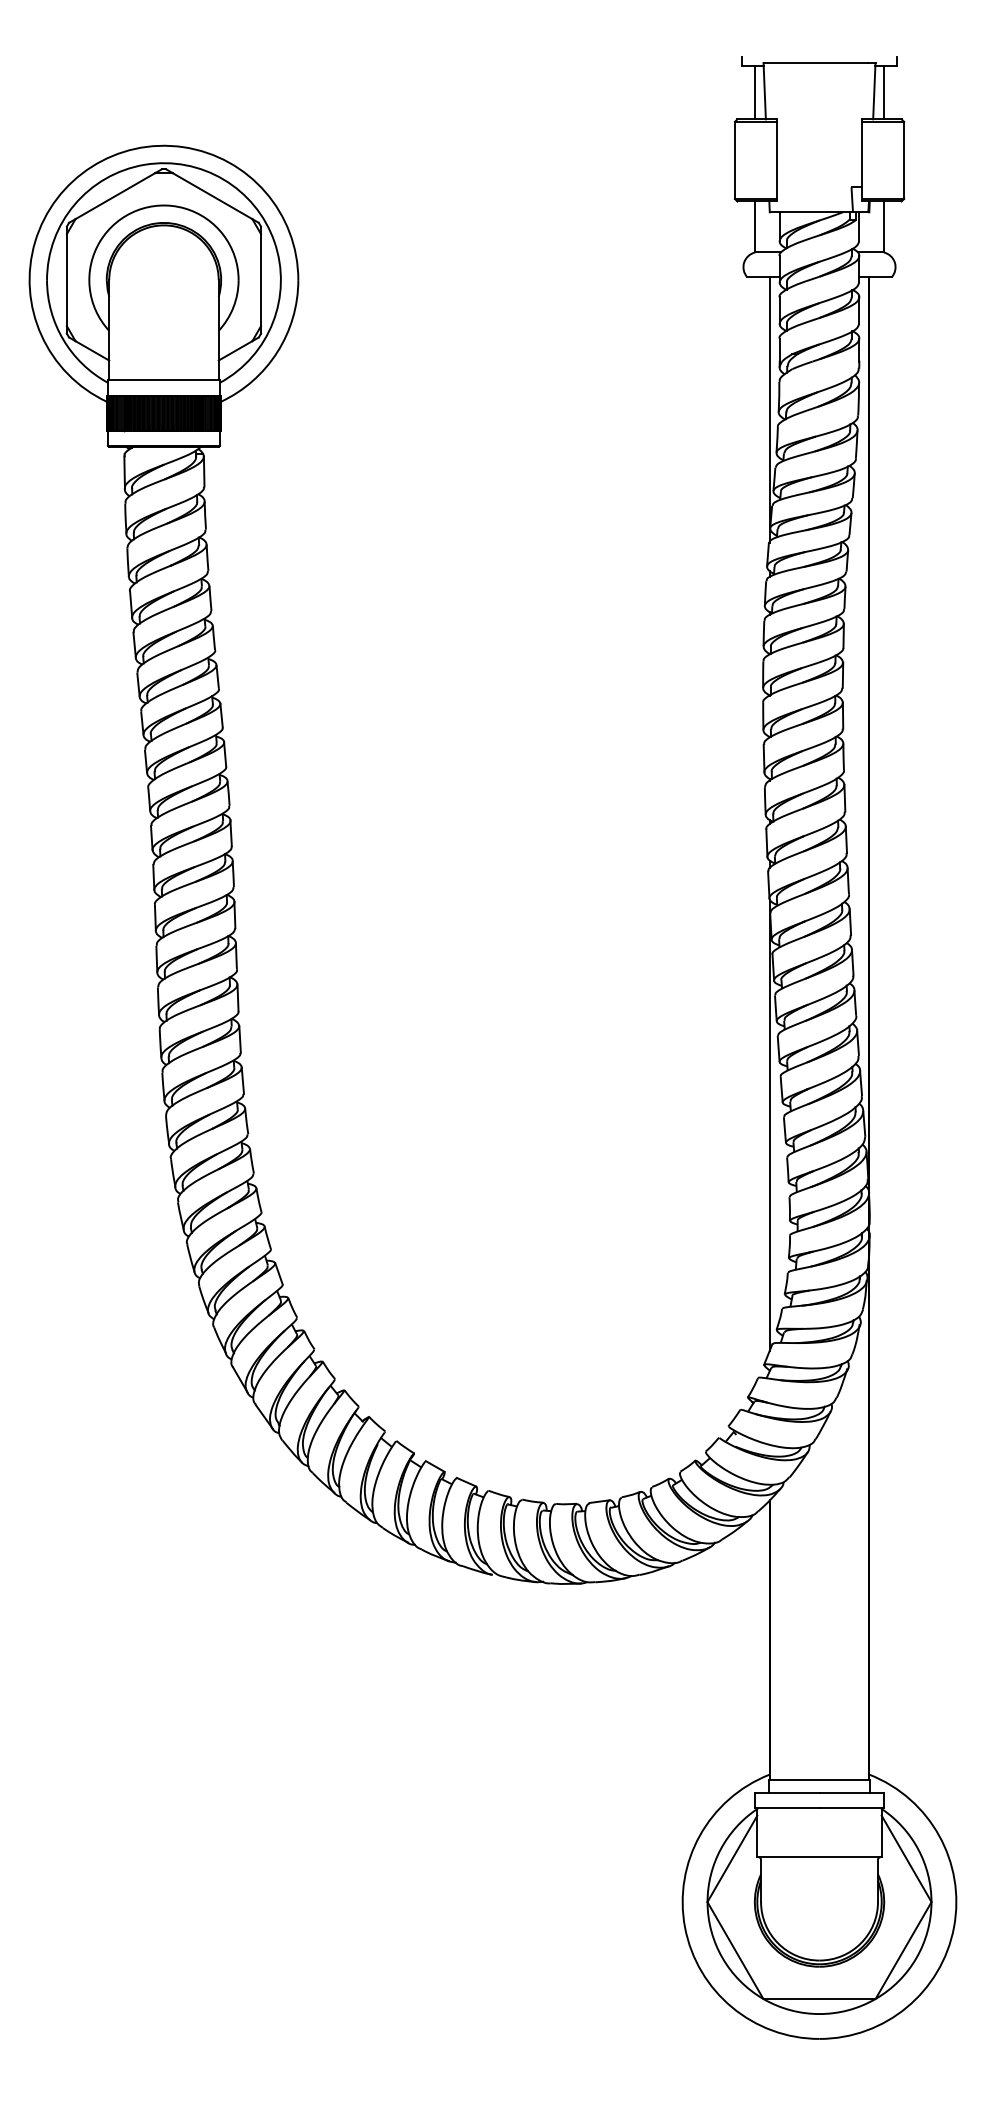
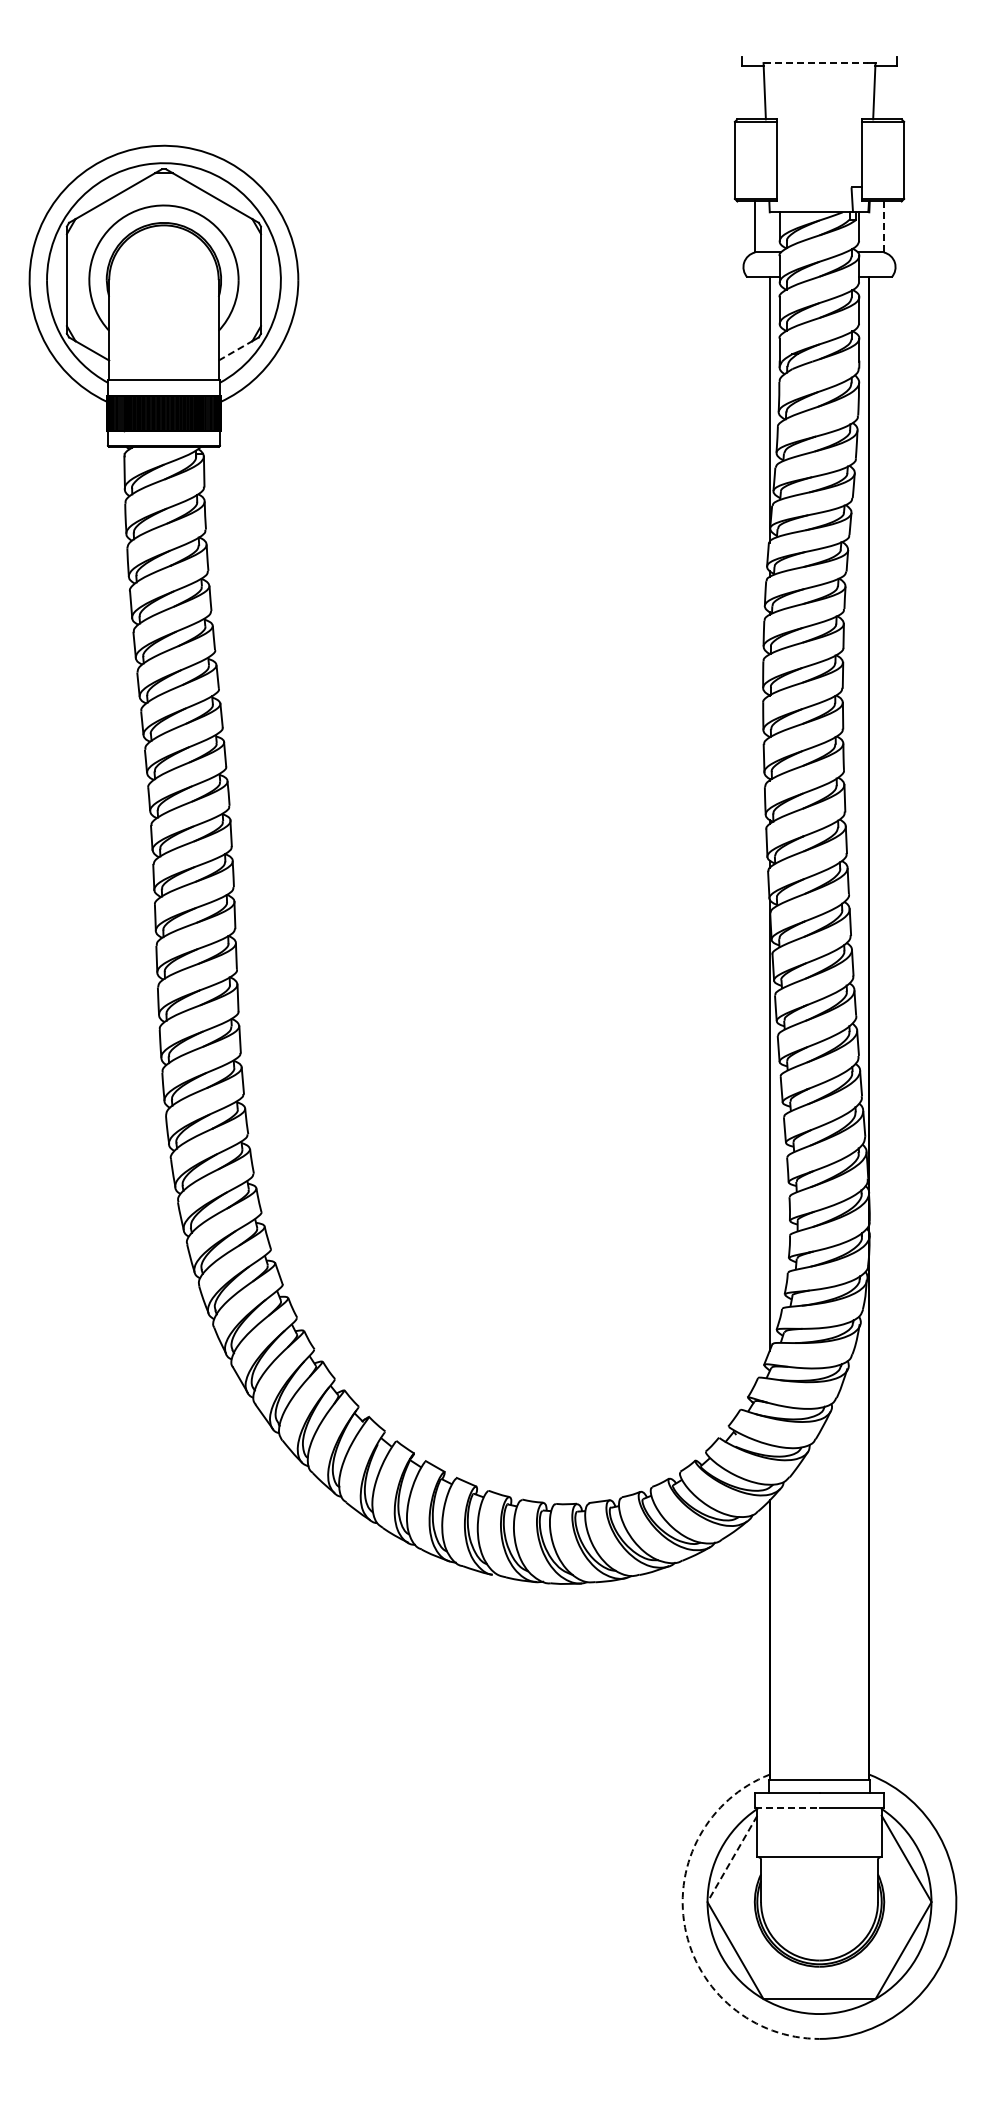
line: solid -> dashed (816, 63)
line: present -> none (755, 92)
line: present -> none (883, 92)
line: solid -> dashed (883, 226)
line: solid -> dashed (235, 350)
line: solid -> dashed (787, 1807)
line: solid -> dashed (732, 1858)
arc: solid -> dashed (685, 1927)
